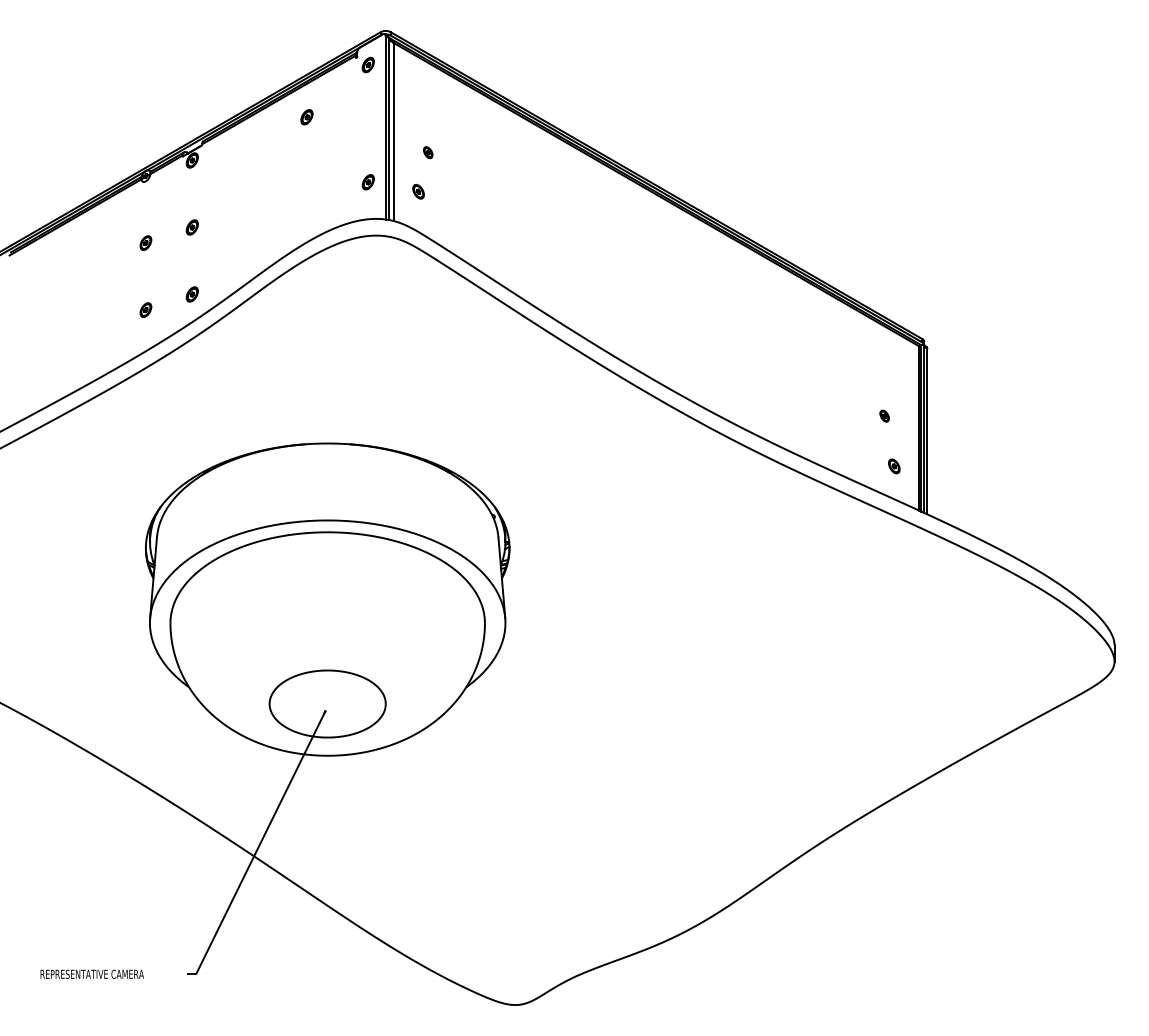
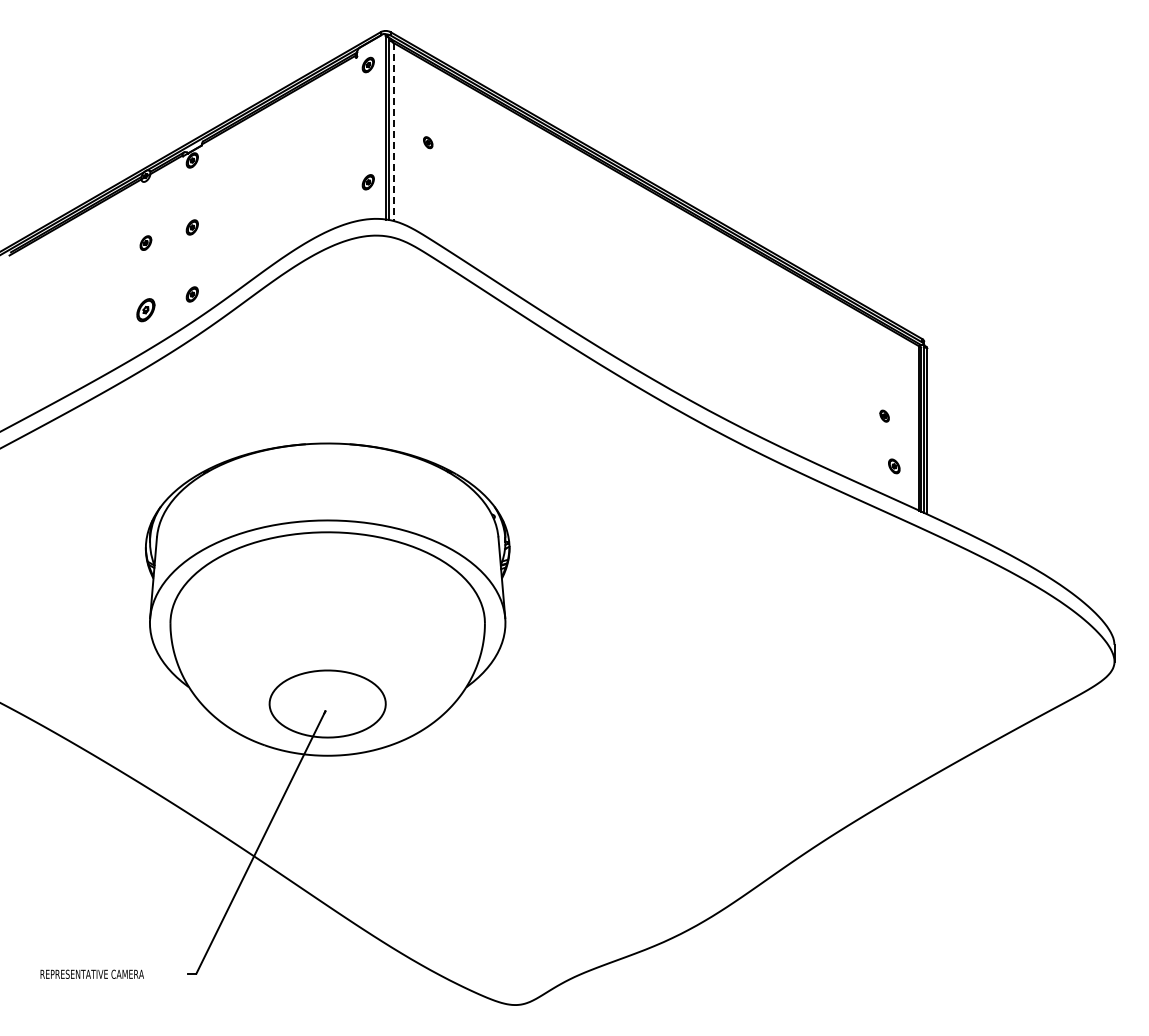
part: present -> none (306, 117)
line: solid -> dashed (393, 132)
part position: (428, 152) -> (428, 142) (428, 142)
part: present -> none (418, 191)
part size: 14x16 px -> 20x25 px (145, 310)
